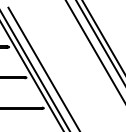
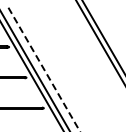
line: present -> none (94, 50)
line: solid -> dashed (44, 69)
